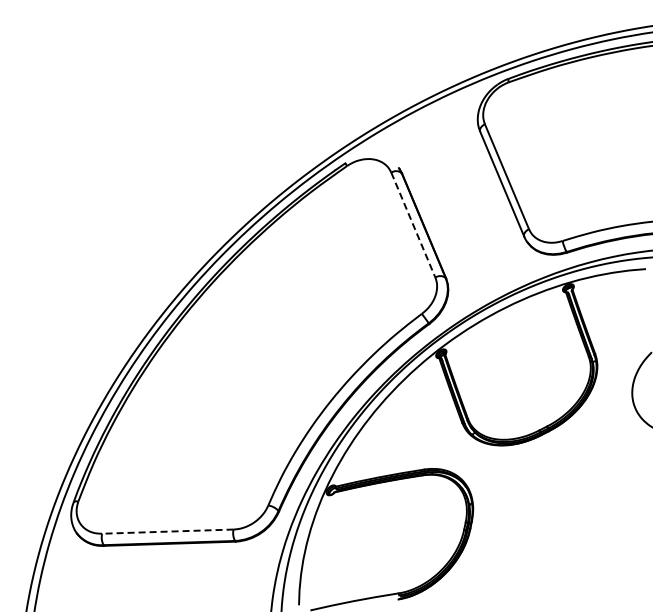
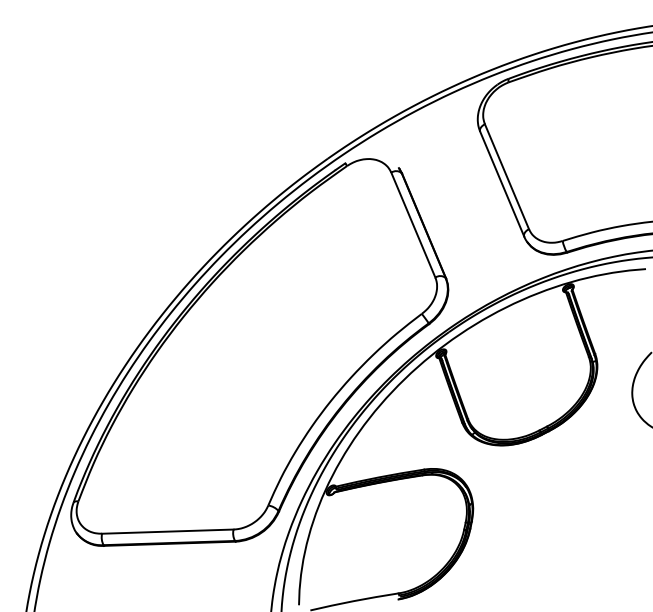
line: dashed -> solid (413, 225)
line: dashed -> solid (167, 531)
